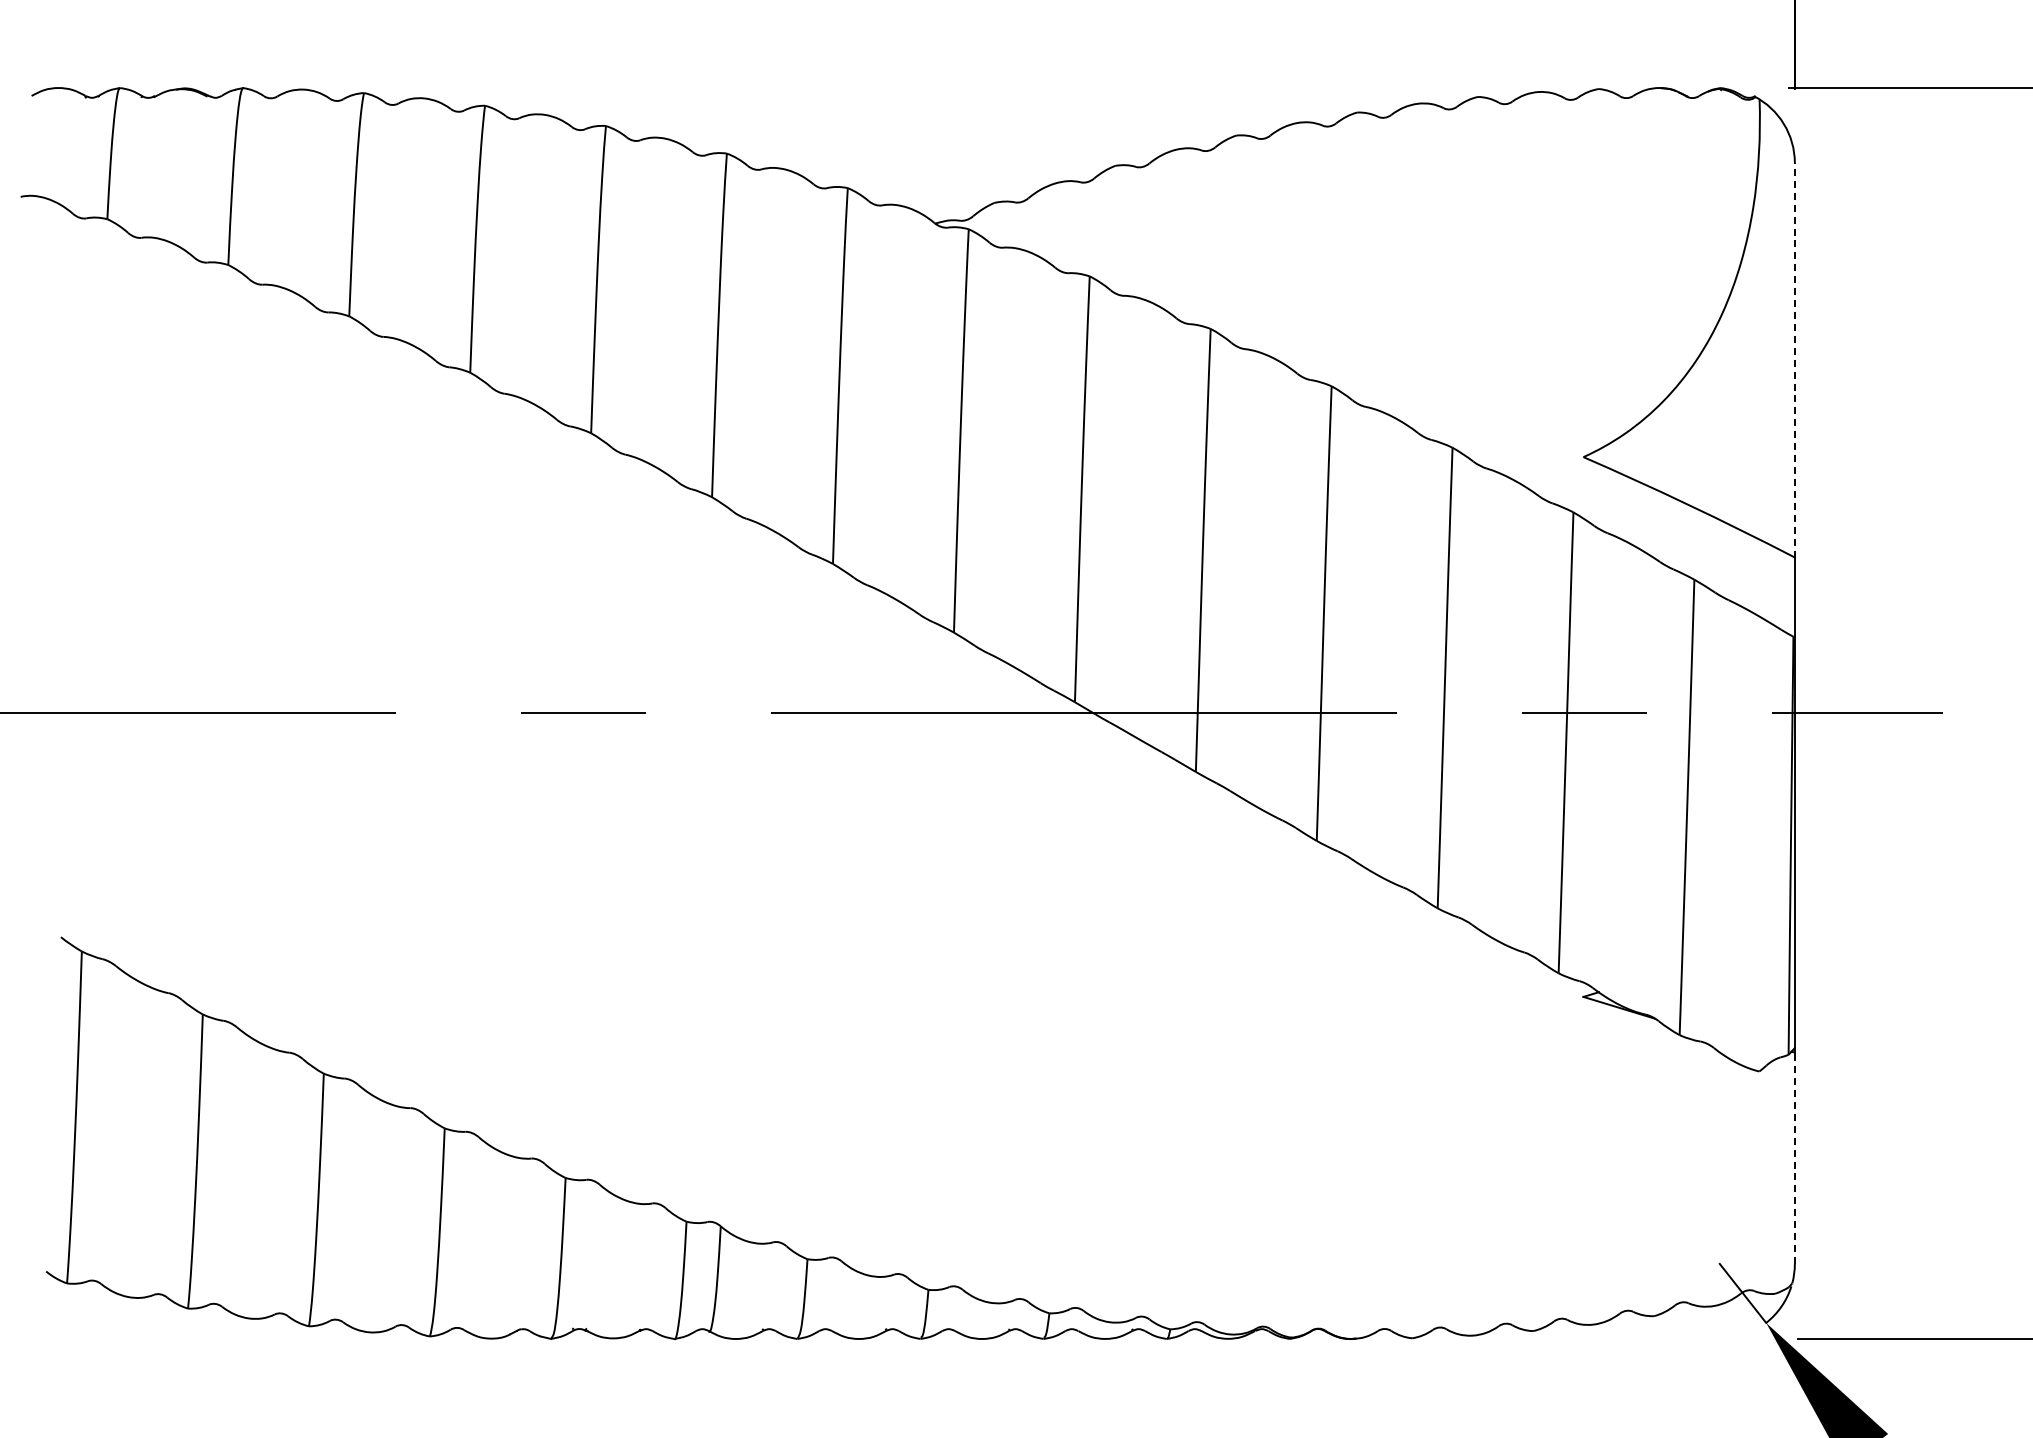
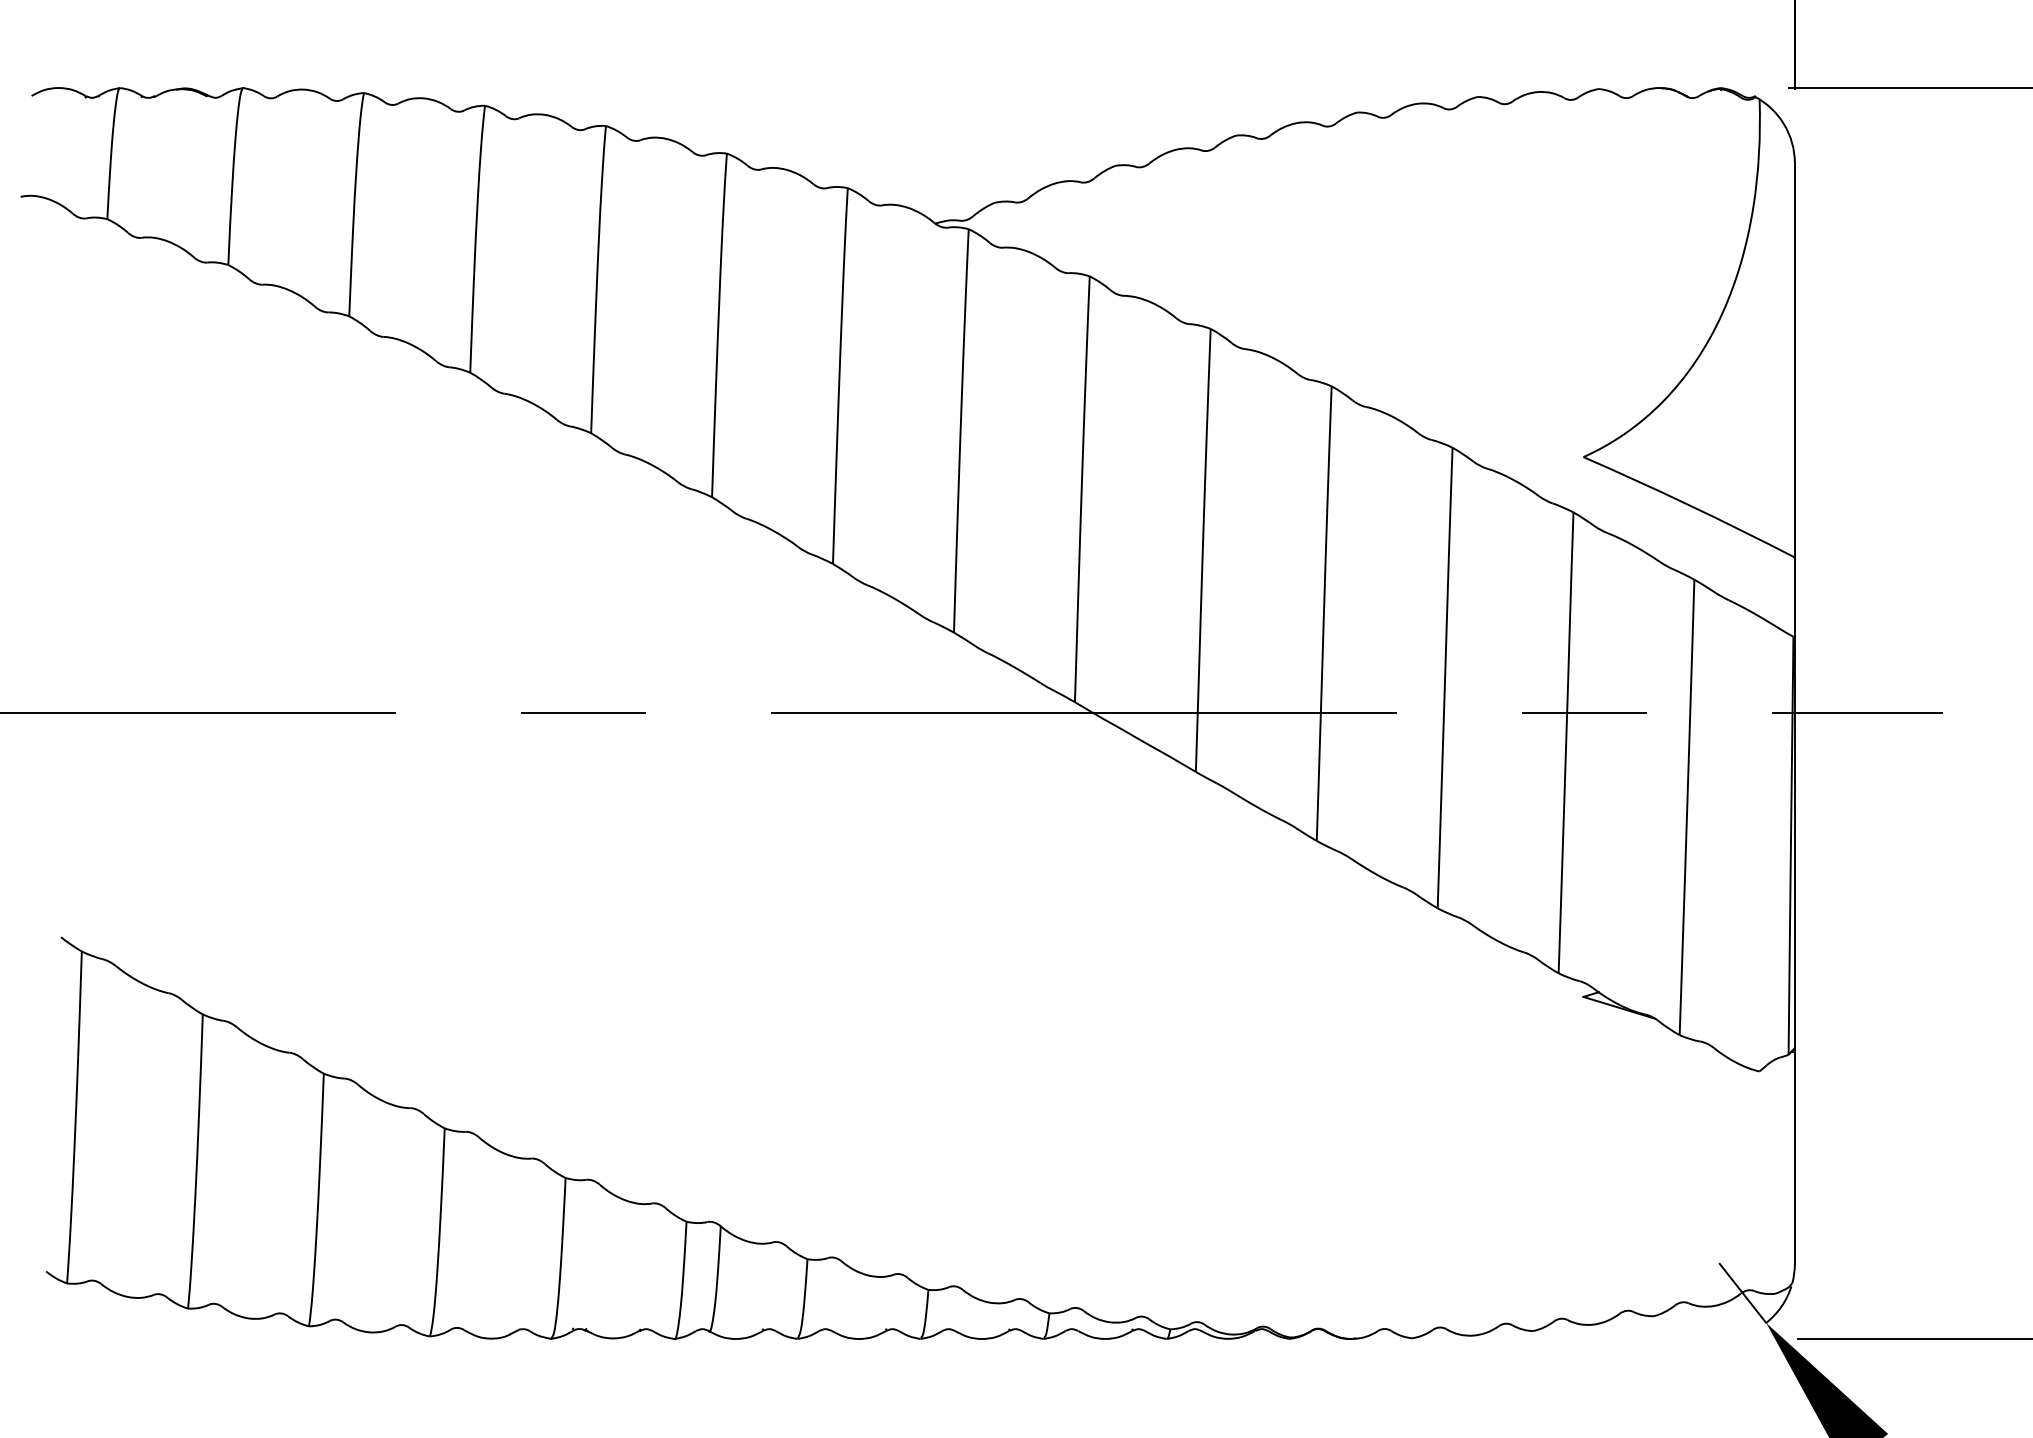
line: dashed -> solid (1794, 359)
line: dashed -> solid (1794, 1158)
